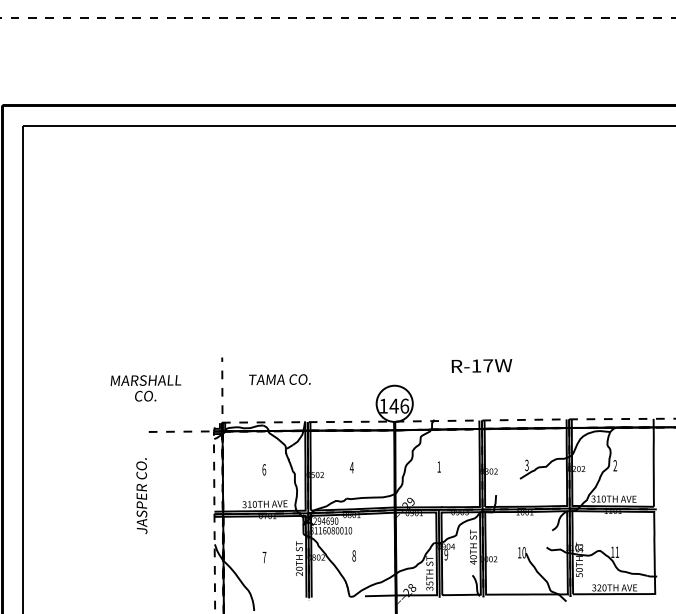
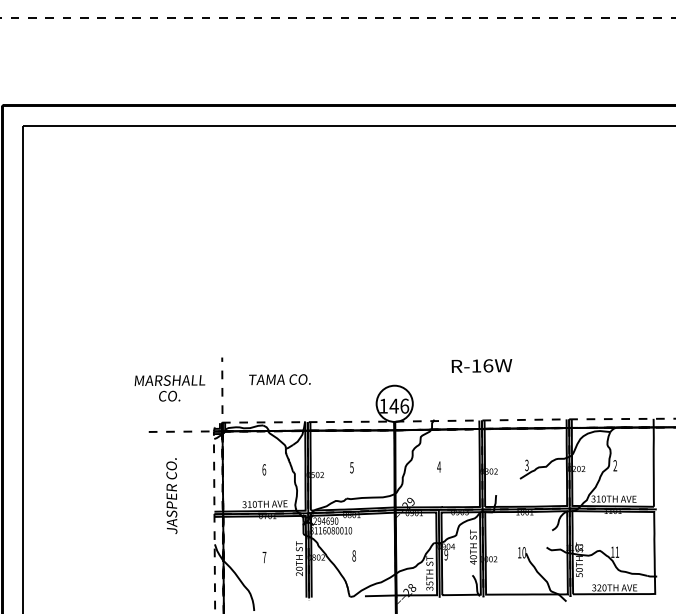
text: R-17W -> R-16W (488, 365)
text position: (145, 388) -> (169, 388) (169, 388)
text: 1 -> 4 (439, 466)
text: 4 -> 5 (351, 467)
text position: (141, 495) -> (171, 495) (171, 495)
